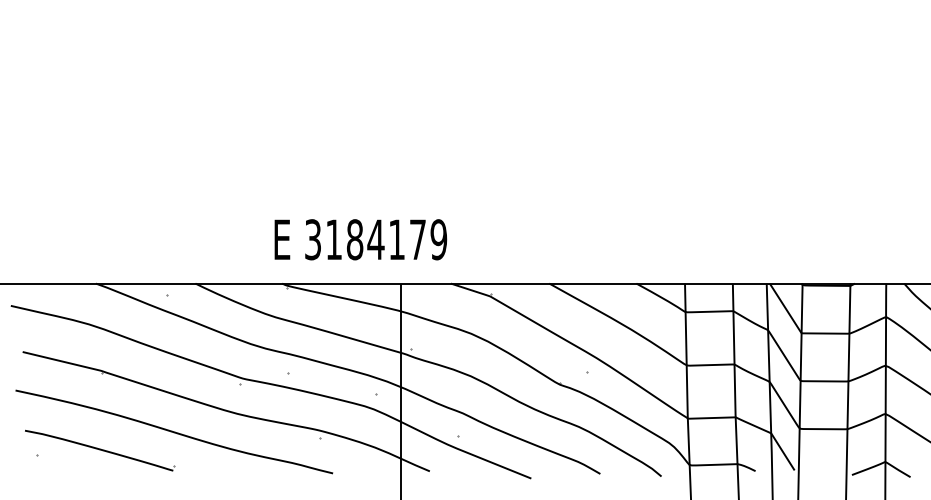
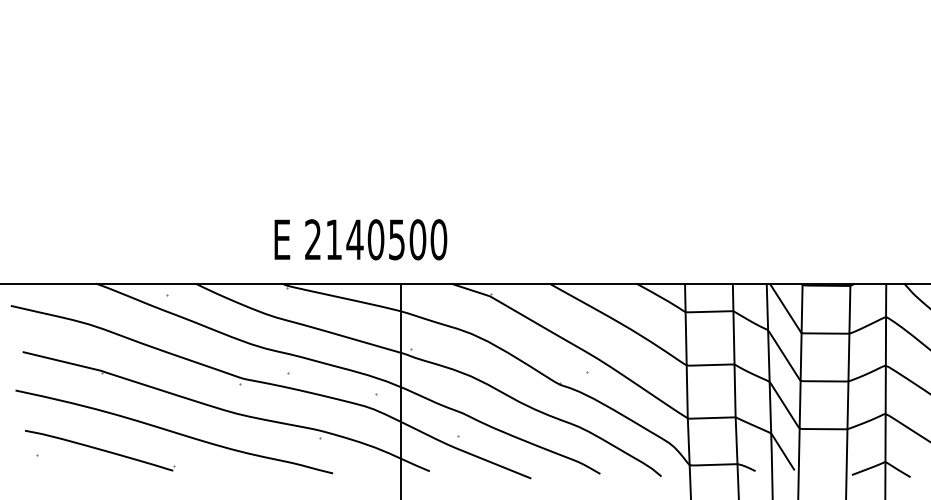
text: 3184179 -> 2140500 (376, 239)
